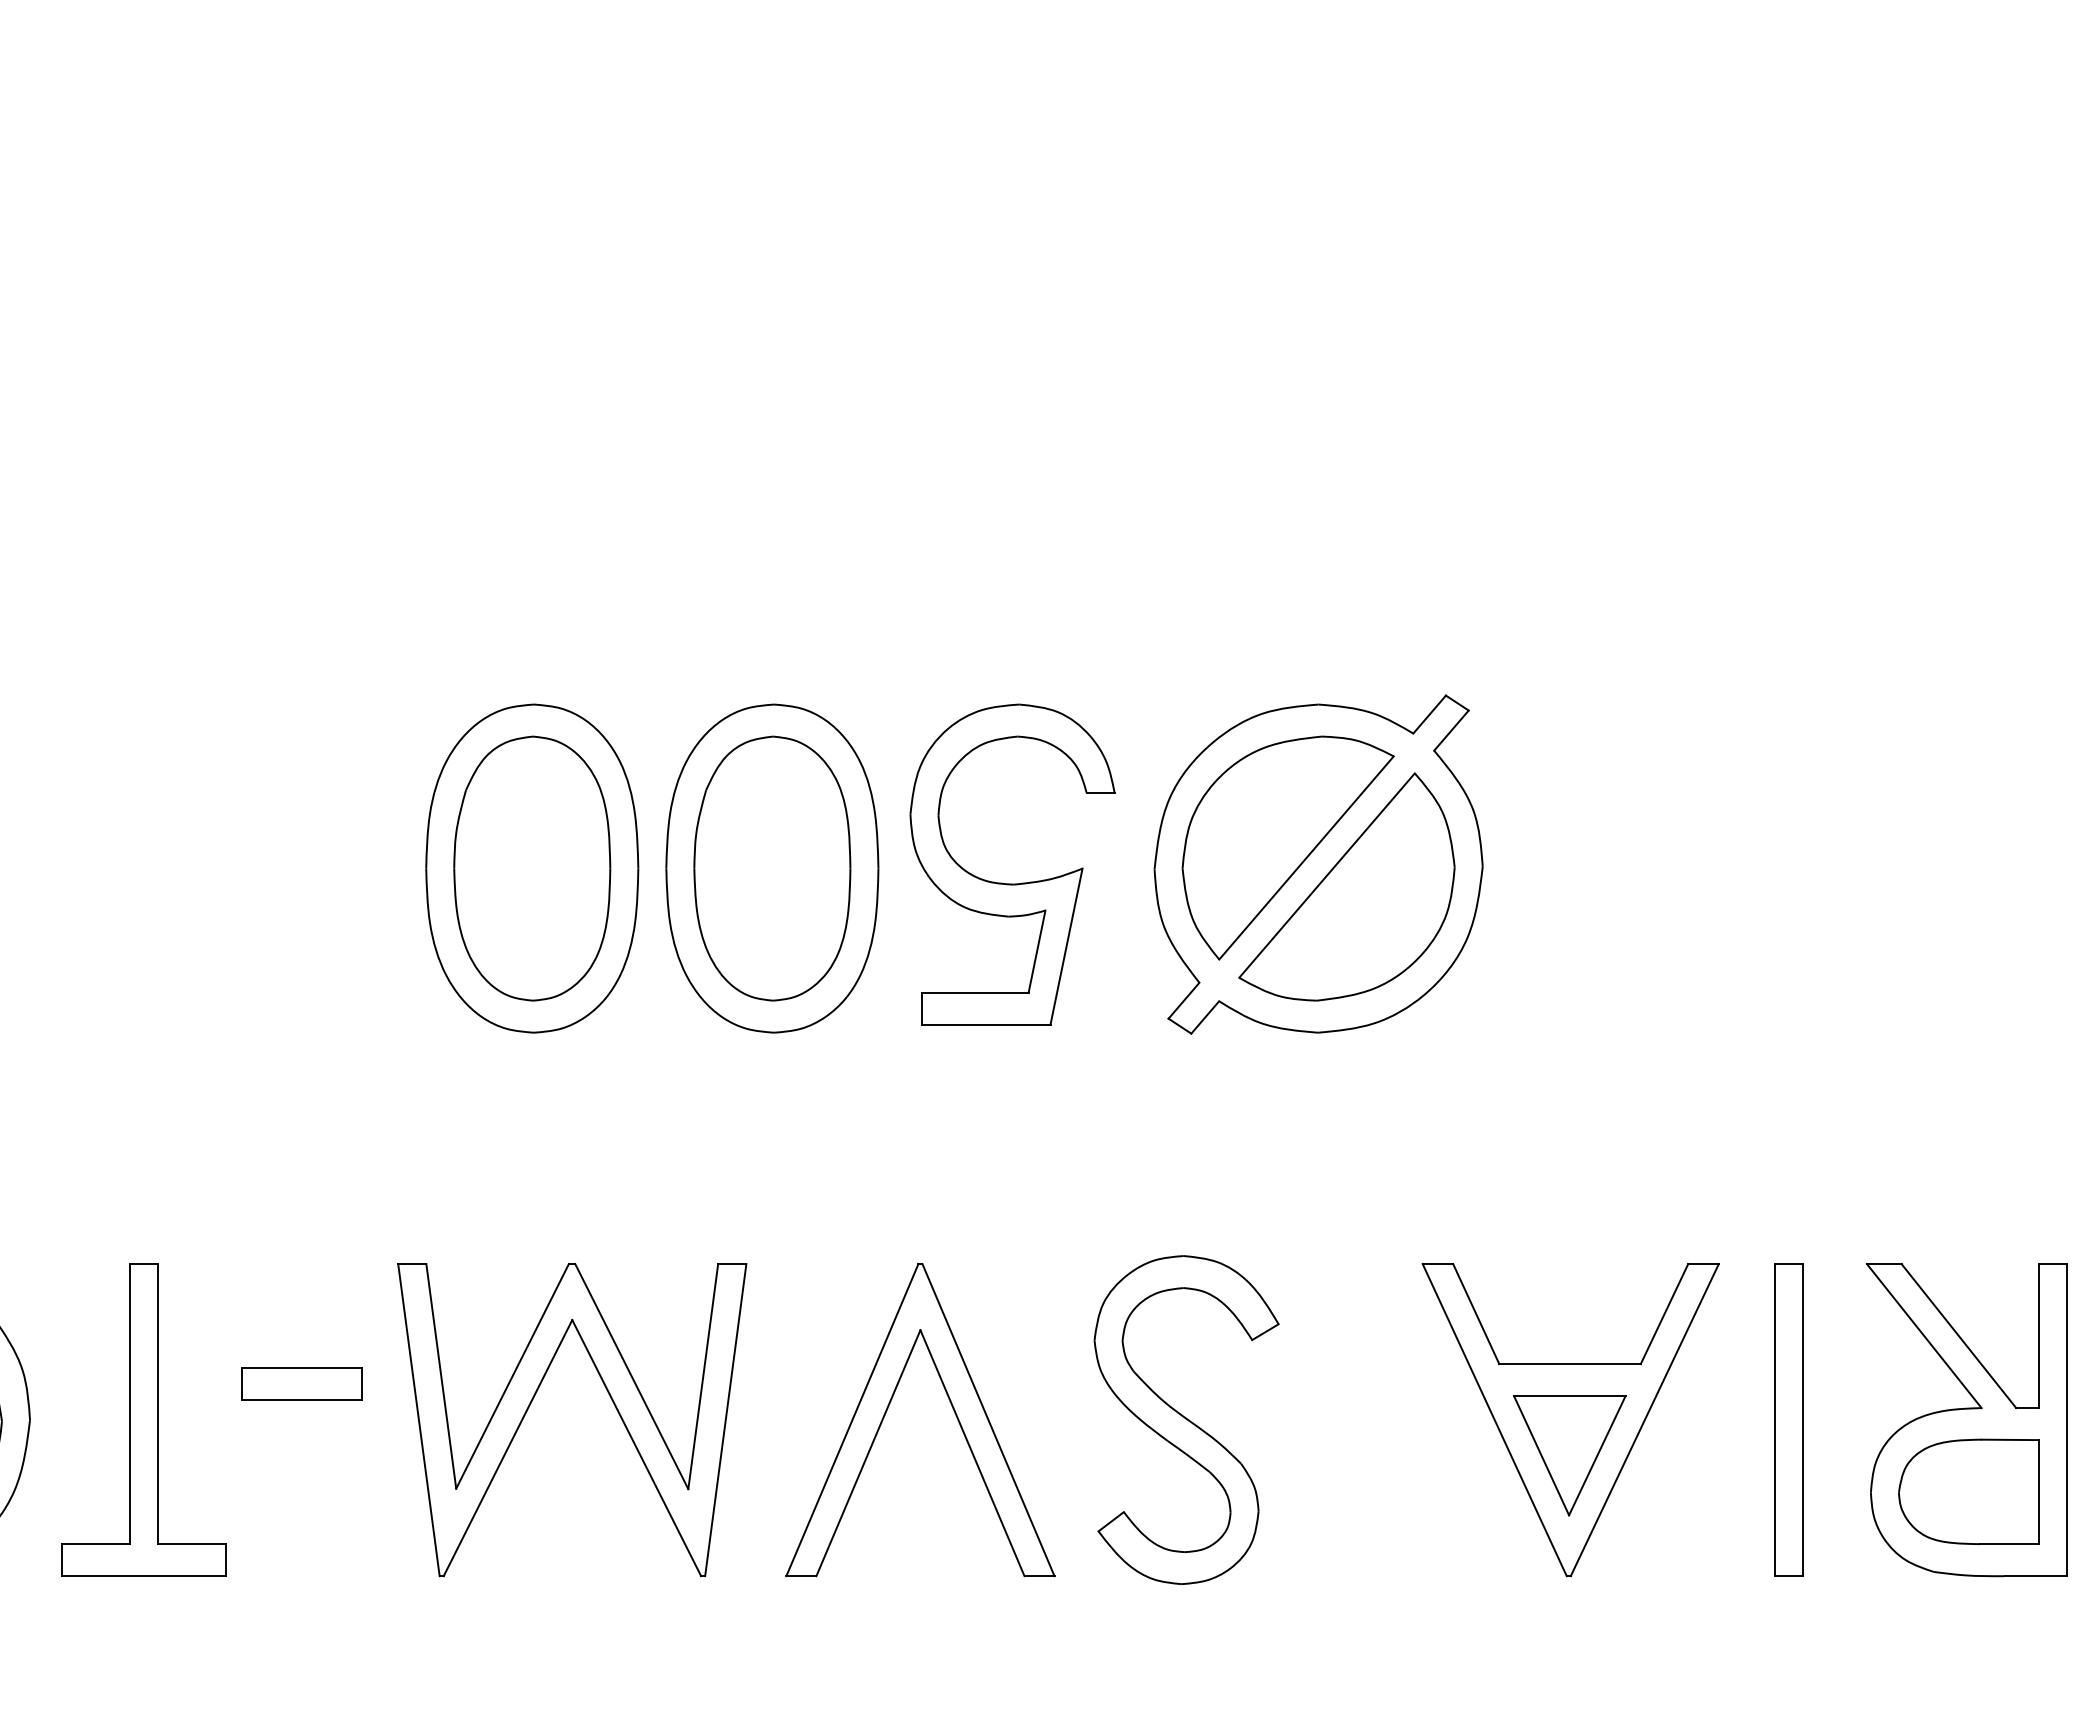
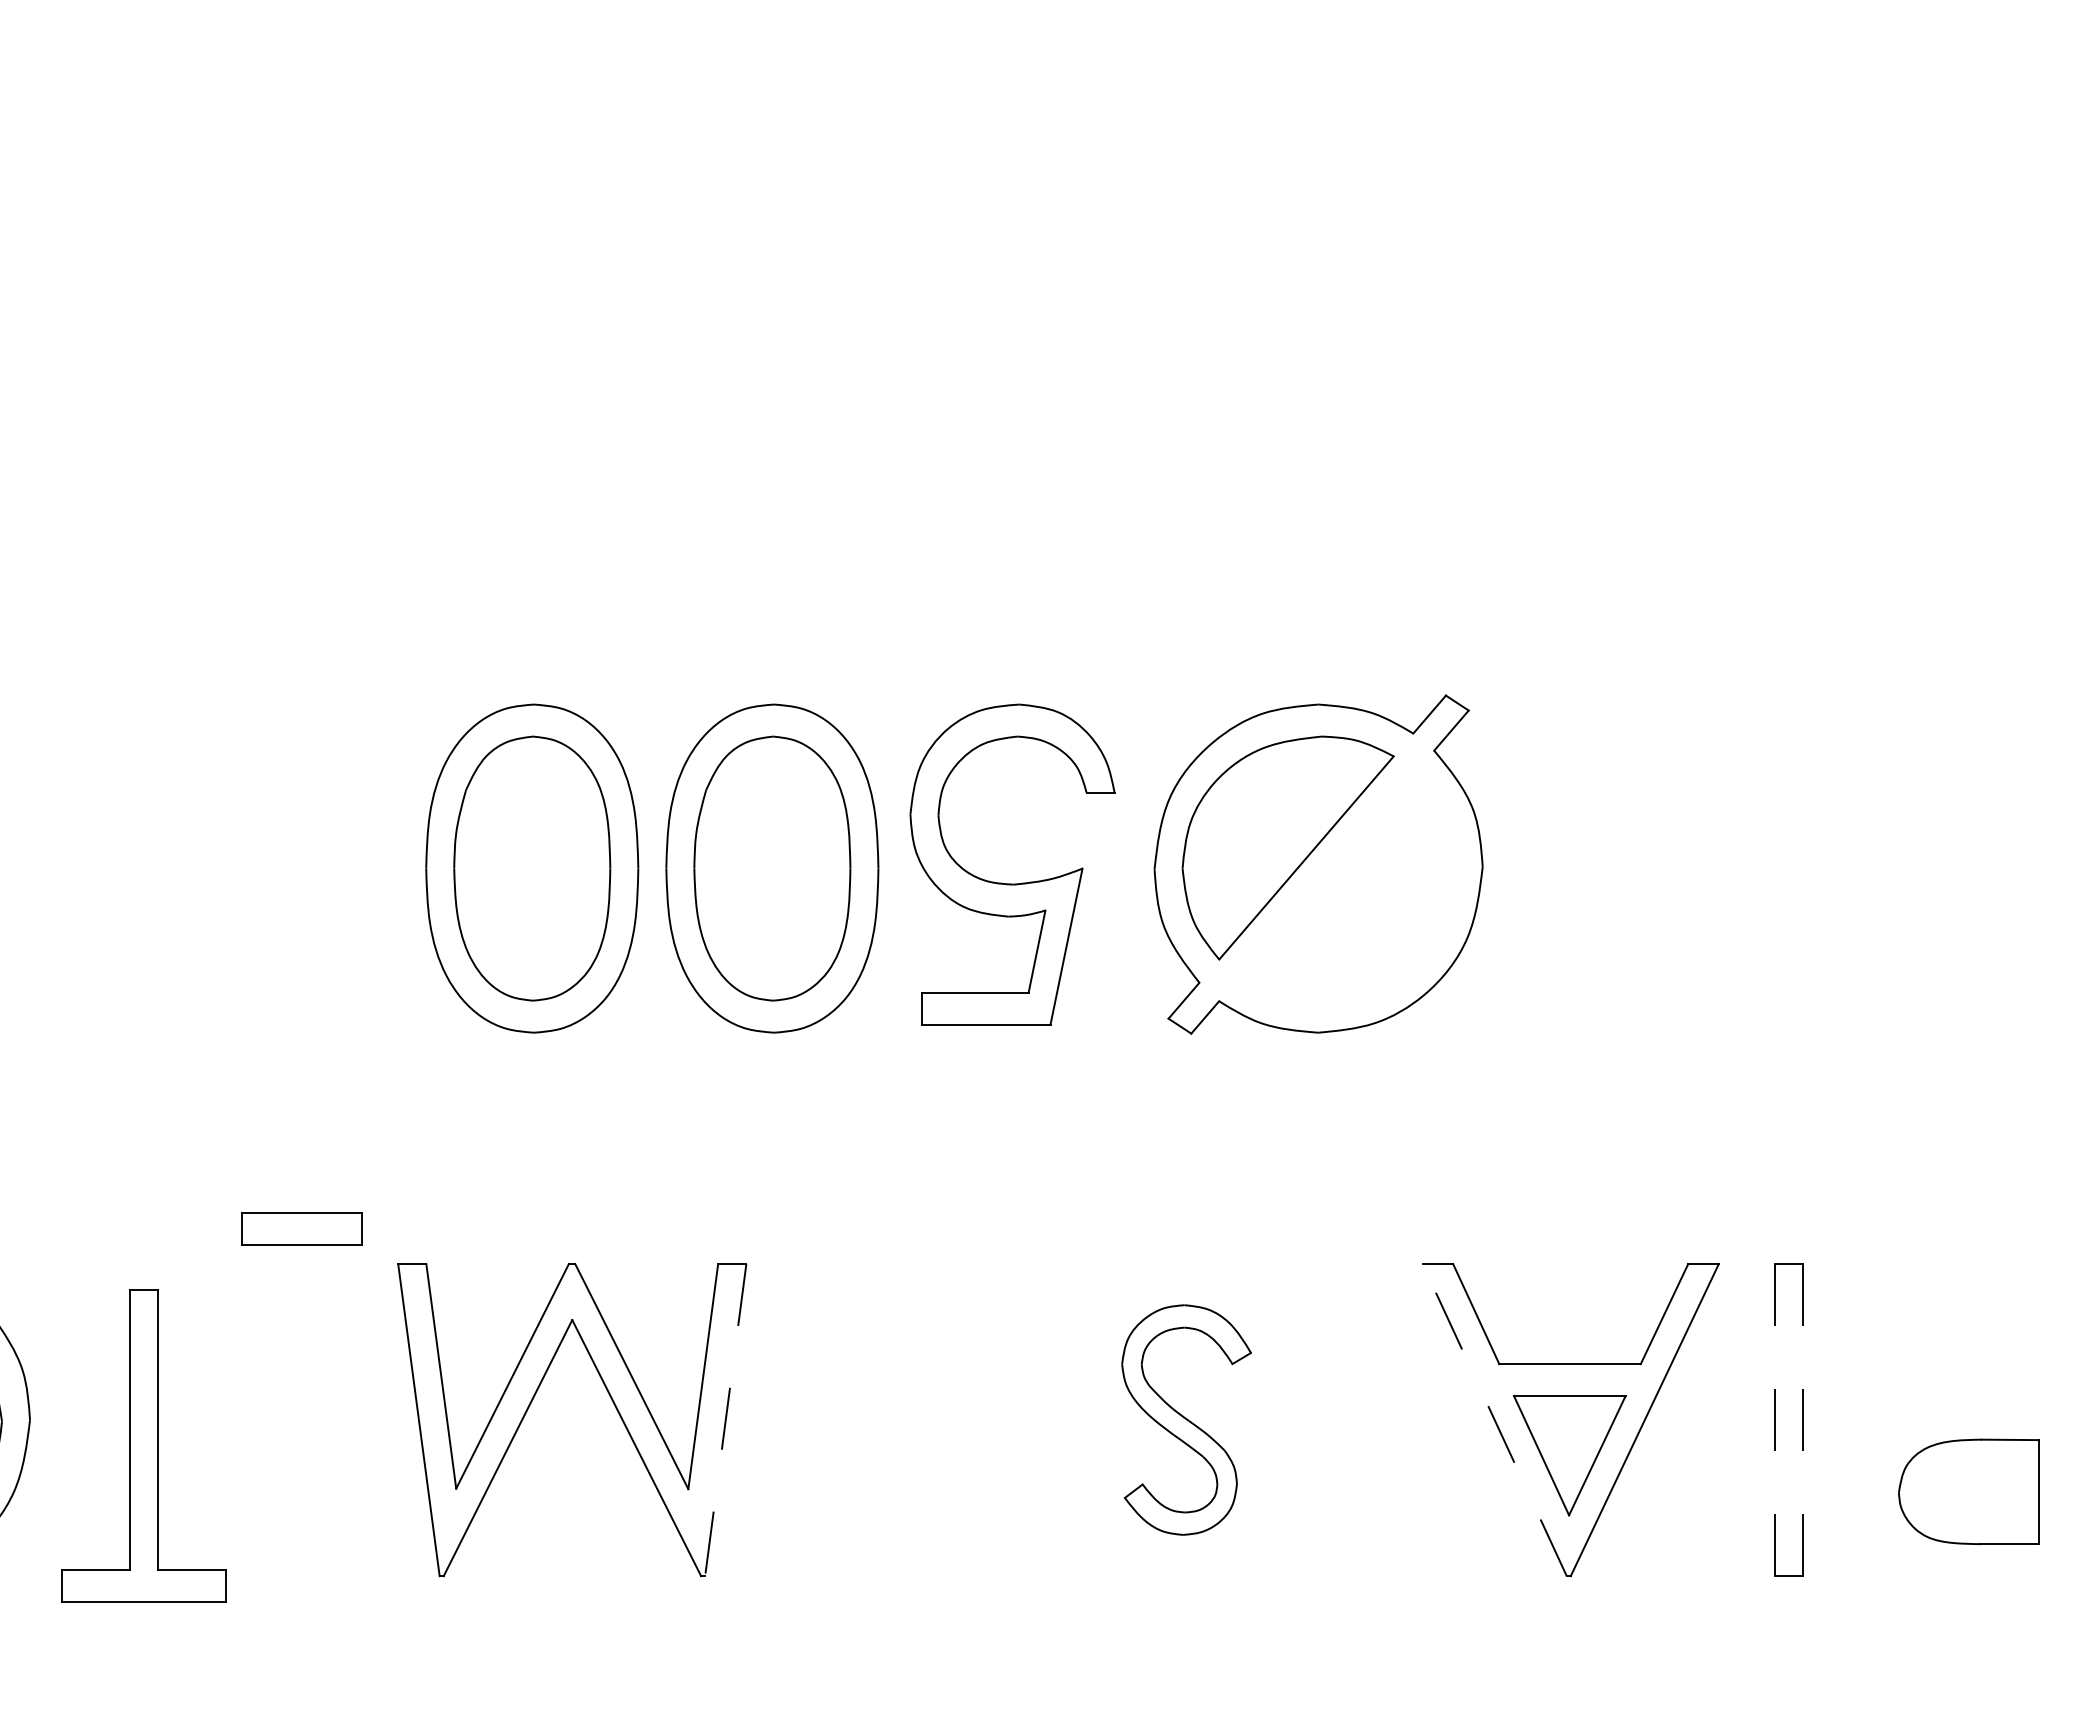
part: present -> none (1346, 886)
part position: (301, 1383) -> (301, 1228) (301, 1228)
part: present -> none (950, 1404)
part position: (143, 1419) -> (143, 1445) (143, 1445)
part size: 187x330 px -> 131x232 px (1186, 1419)
line: solid -> dashed (1774, 1419)
line: solid -> dashed (725, 1420)
line: solid -> dashed (1494, 1420)
line: solid -> dashed (1802, 1420)
part: present -> none (1966, 1420)
